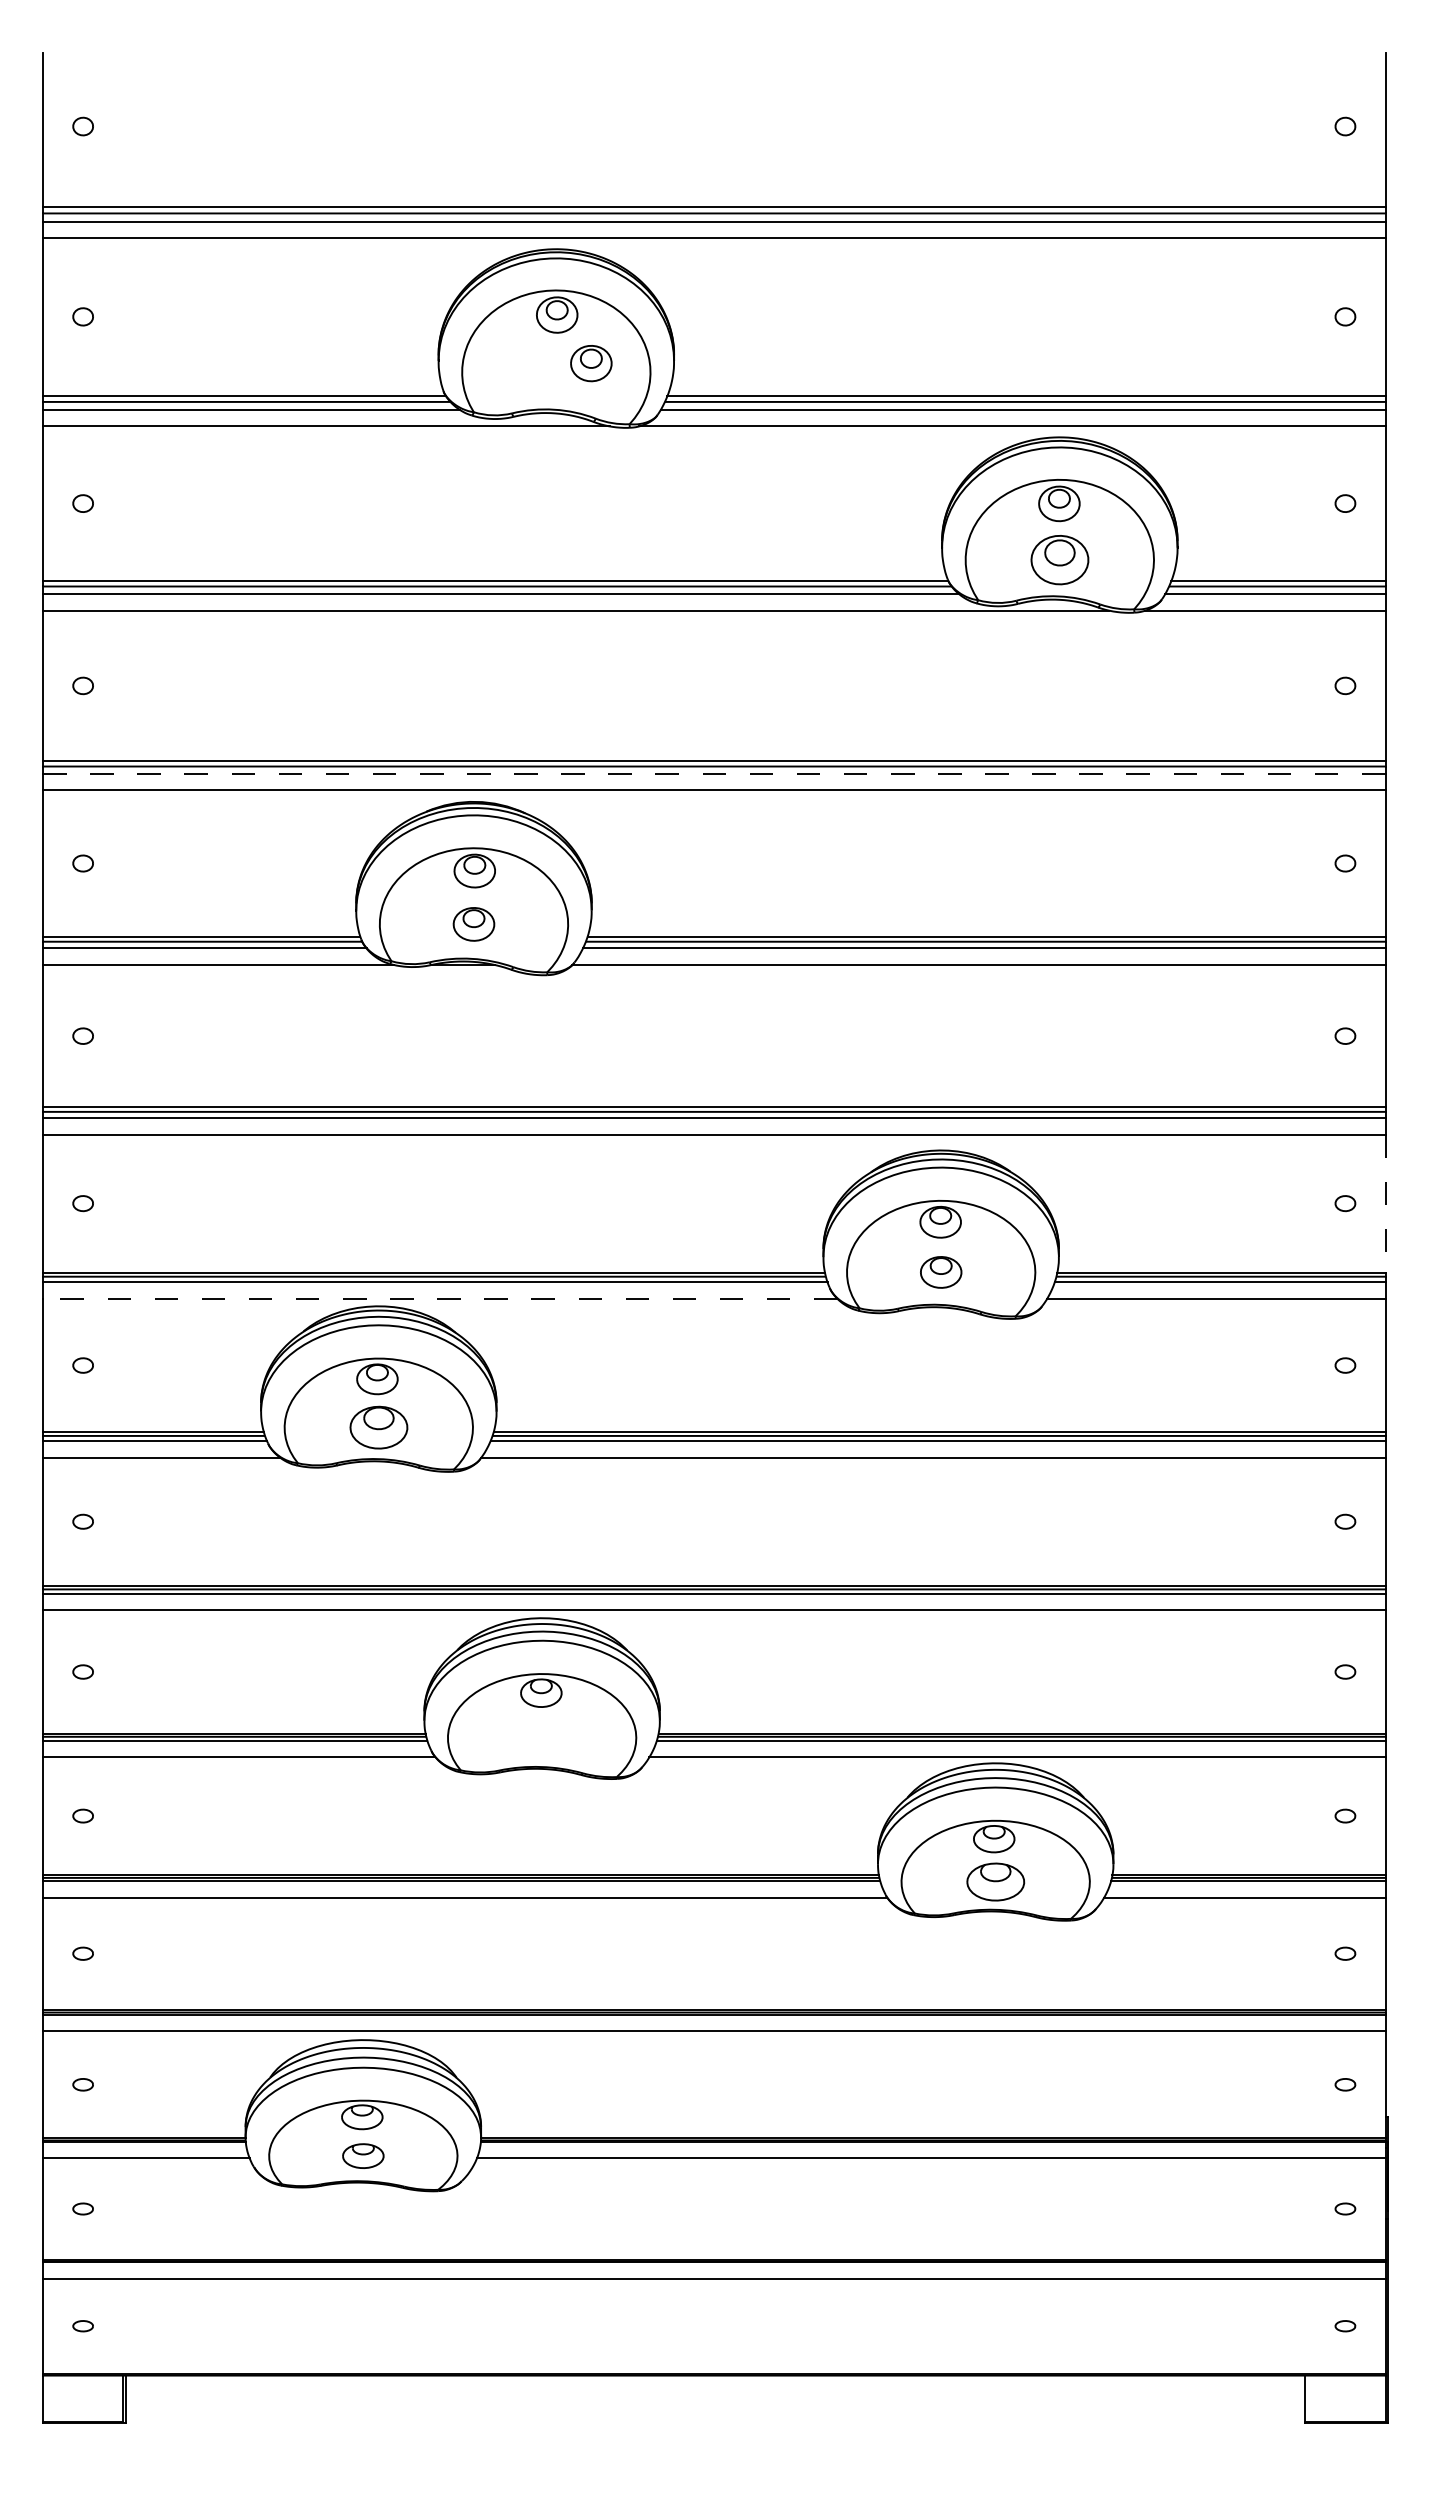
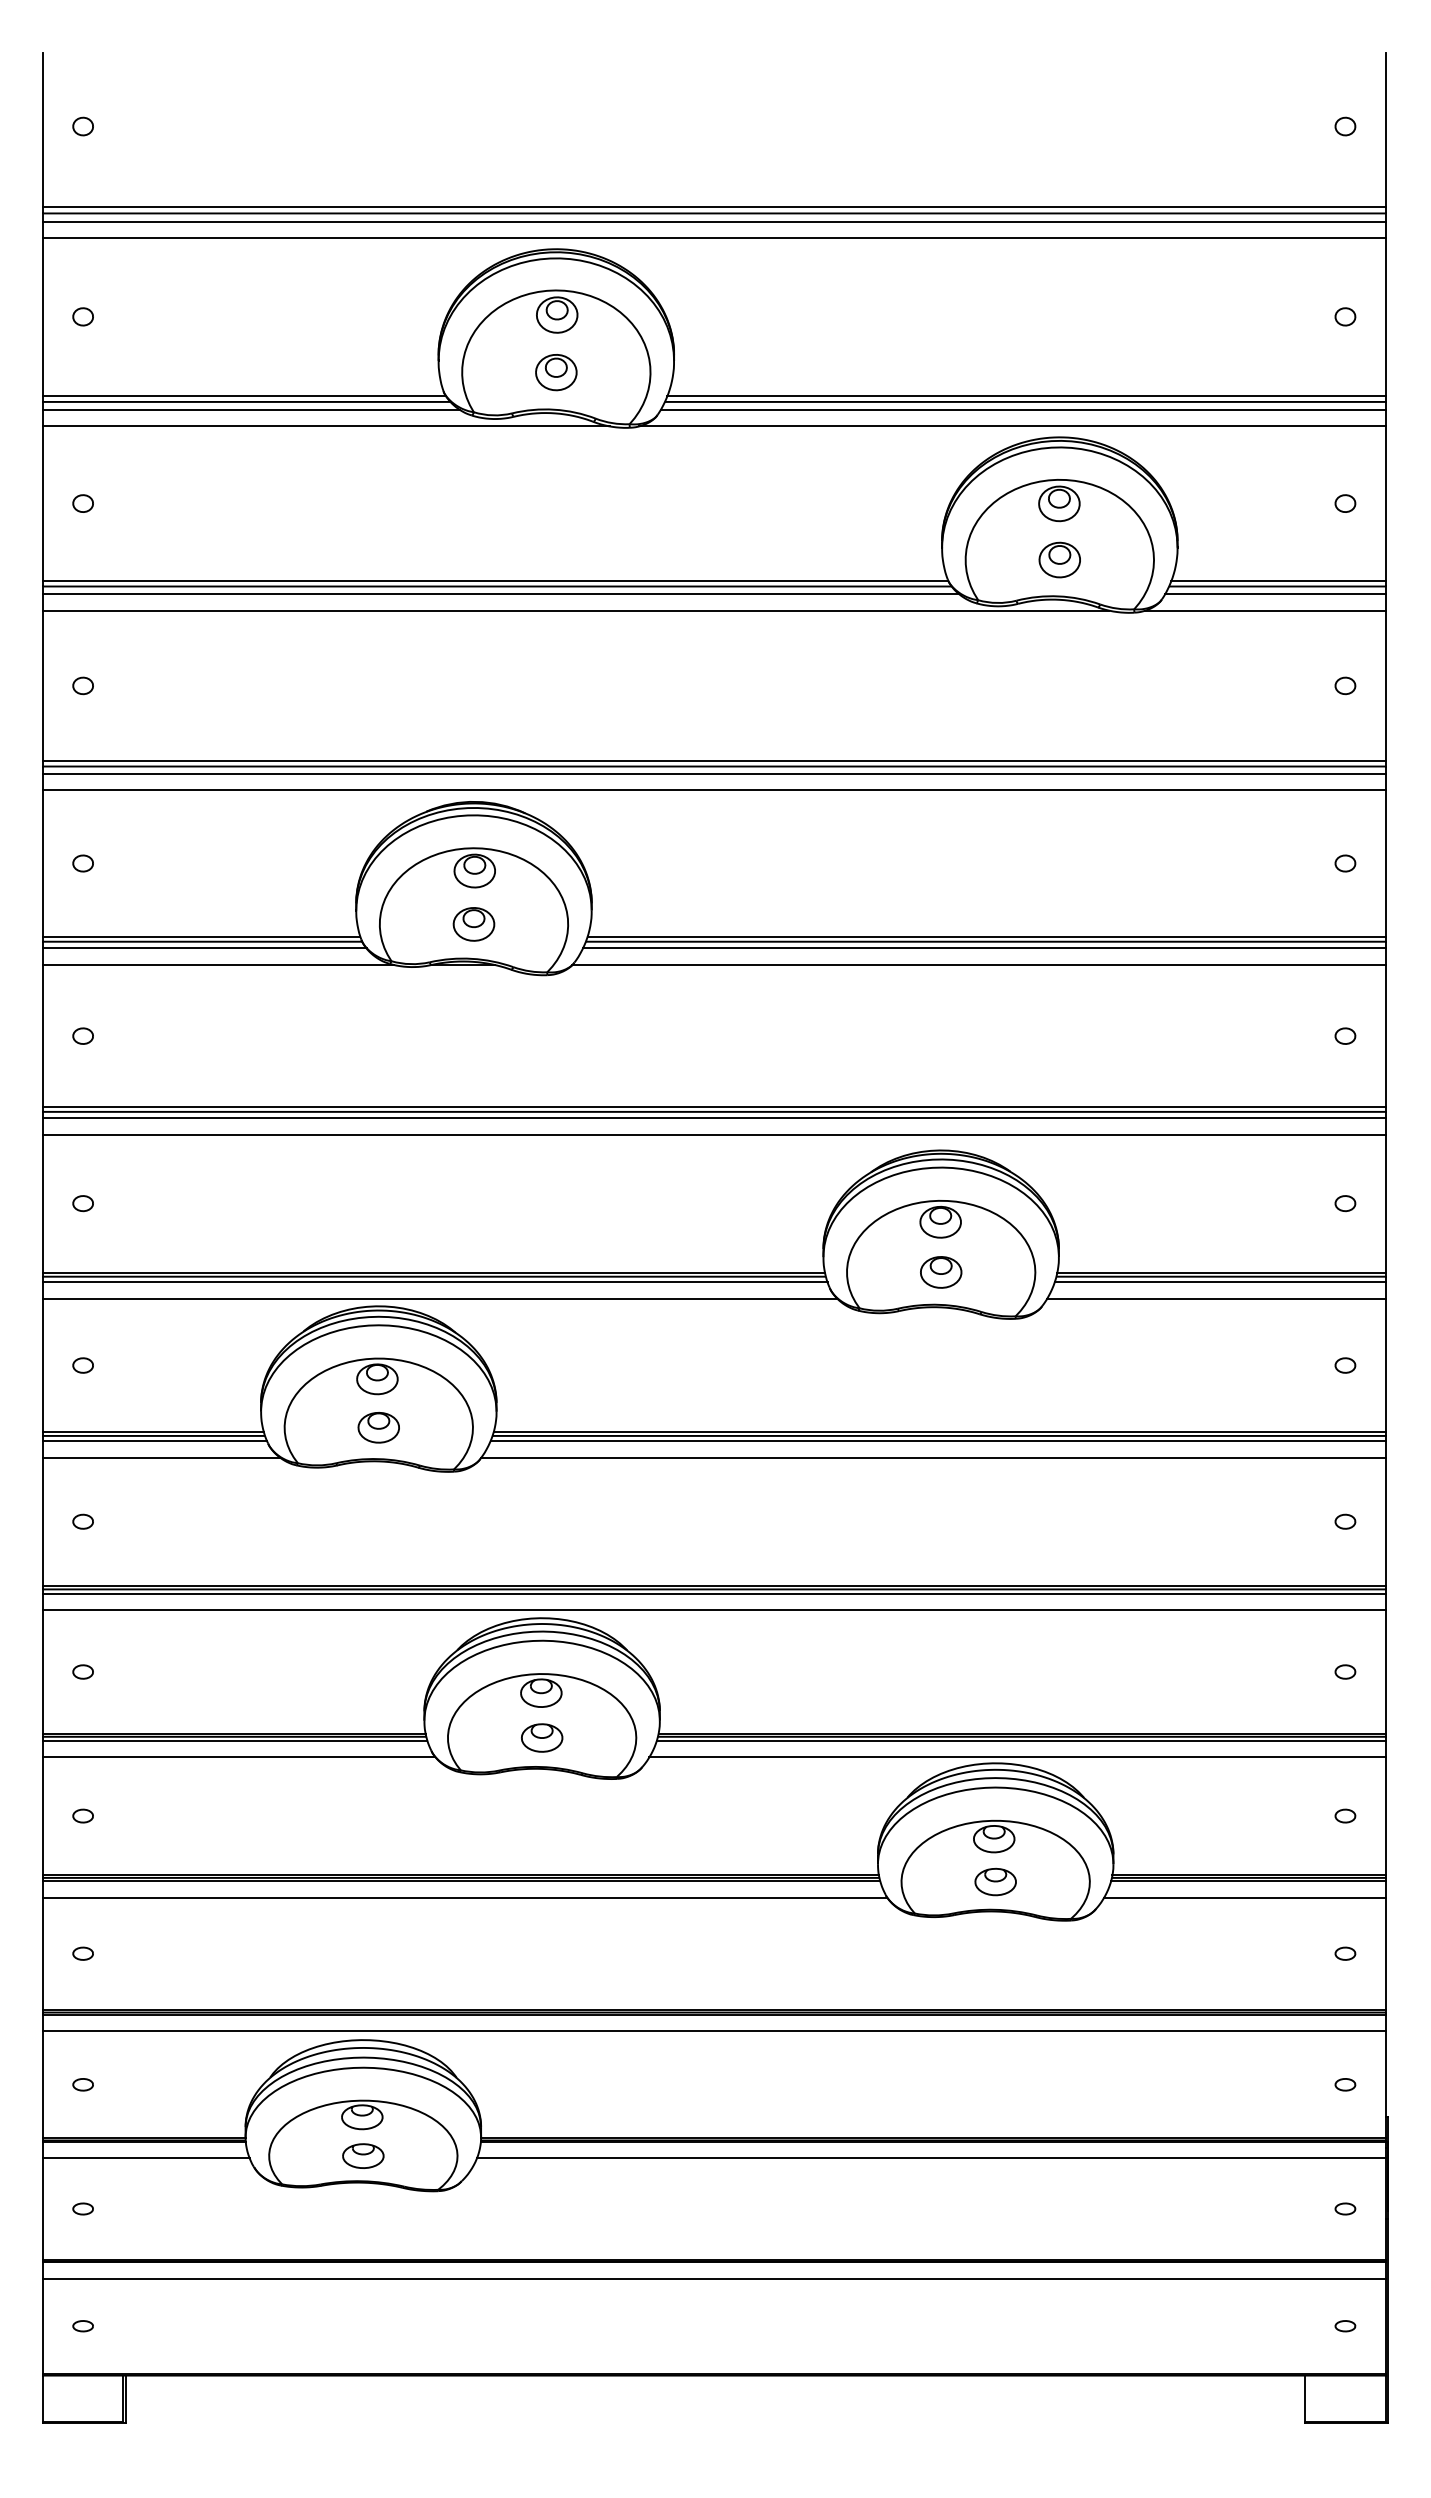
part position: (591, 363) -> (556, 372) (556, 372)
part size: 60x51 px -> 43x38 px (1059, 559)
line: dashed -> solid (714, 773)
line: dashed -> solid (1385, 1203)
line: dashed -> solid (439, 1298)
part size: 60x45 px -> 43x32 px (378, 1427)
part: none -> present (542, 1737)
part size: 60x40 px -> 43x30 px (995, 1881)
